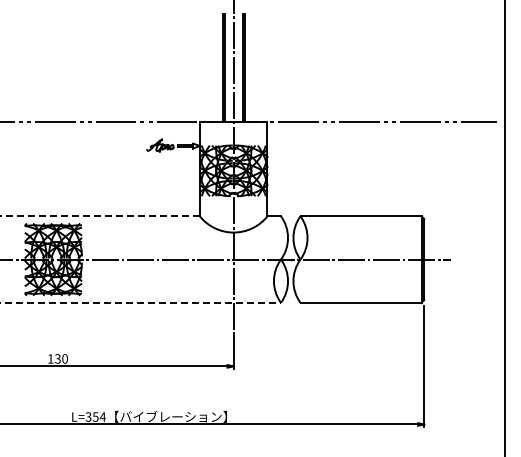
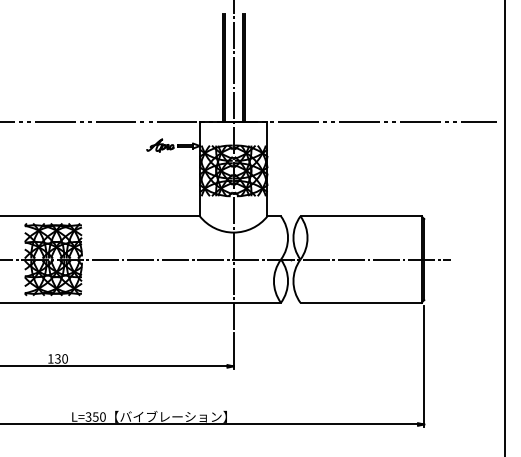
line: dashed -> solid (100, 216)
line: dashed -> solid (141, 302)
text: L=354 -> L=350 (102, 416)
